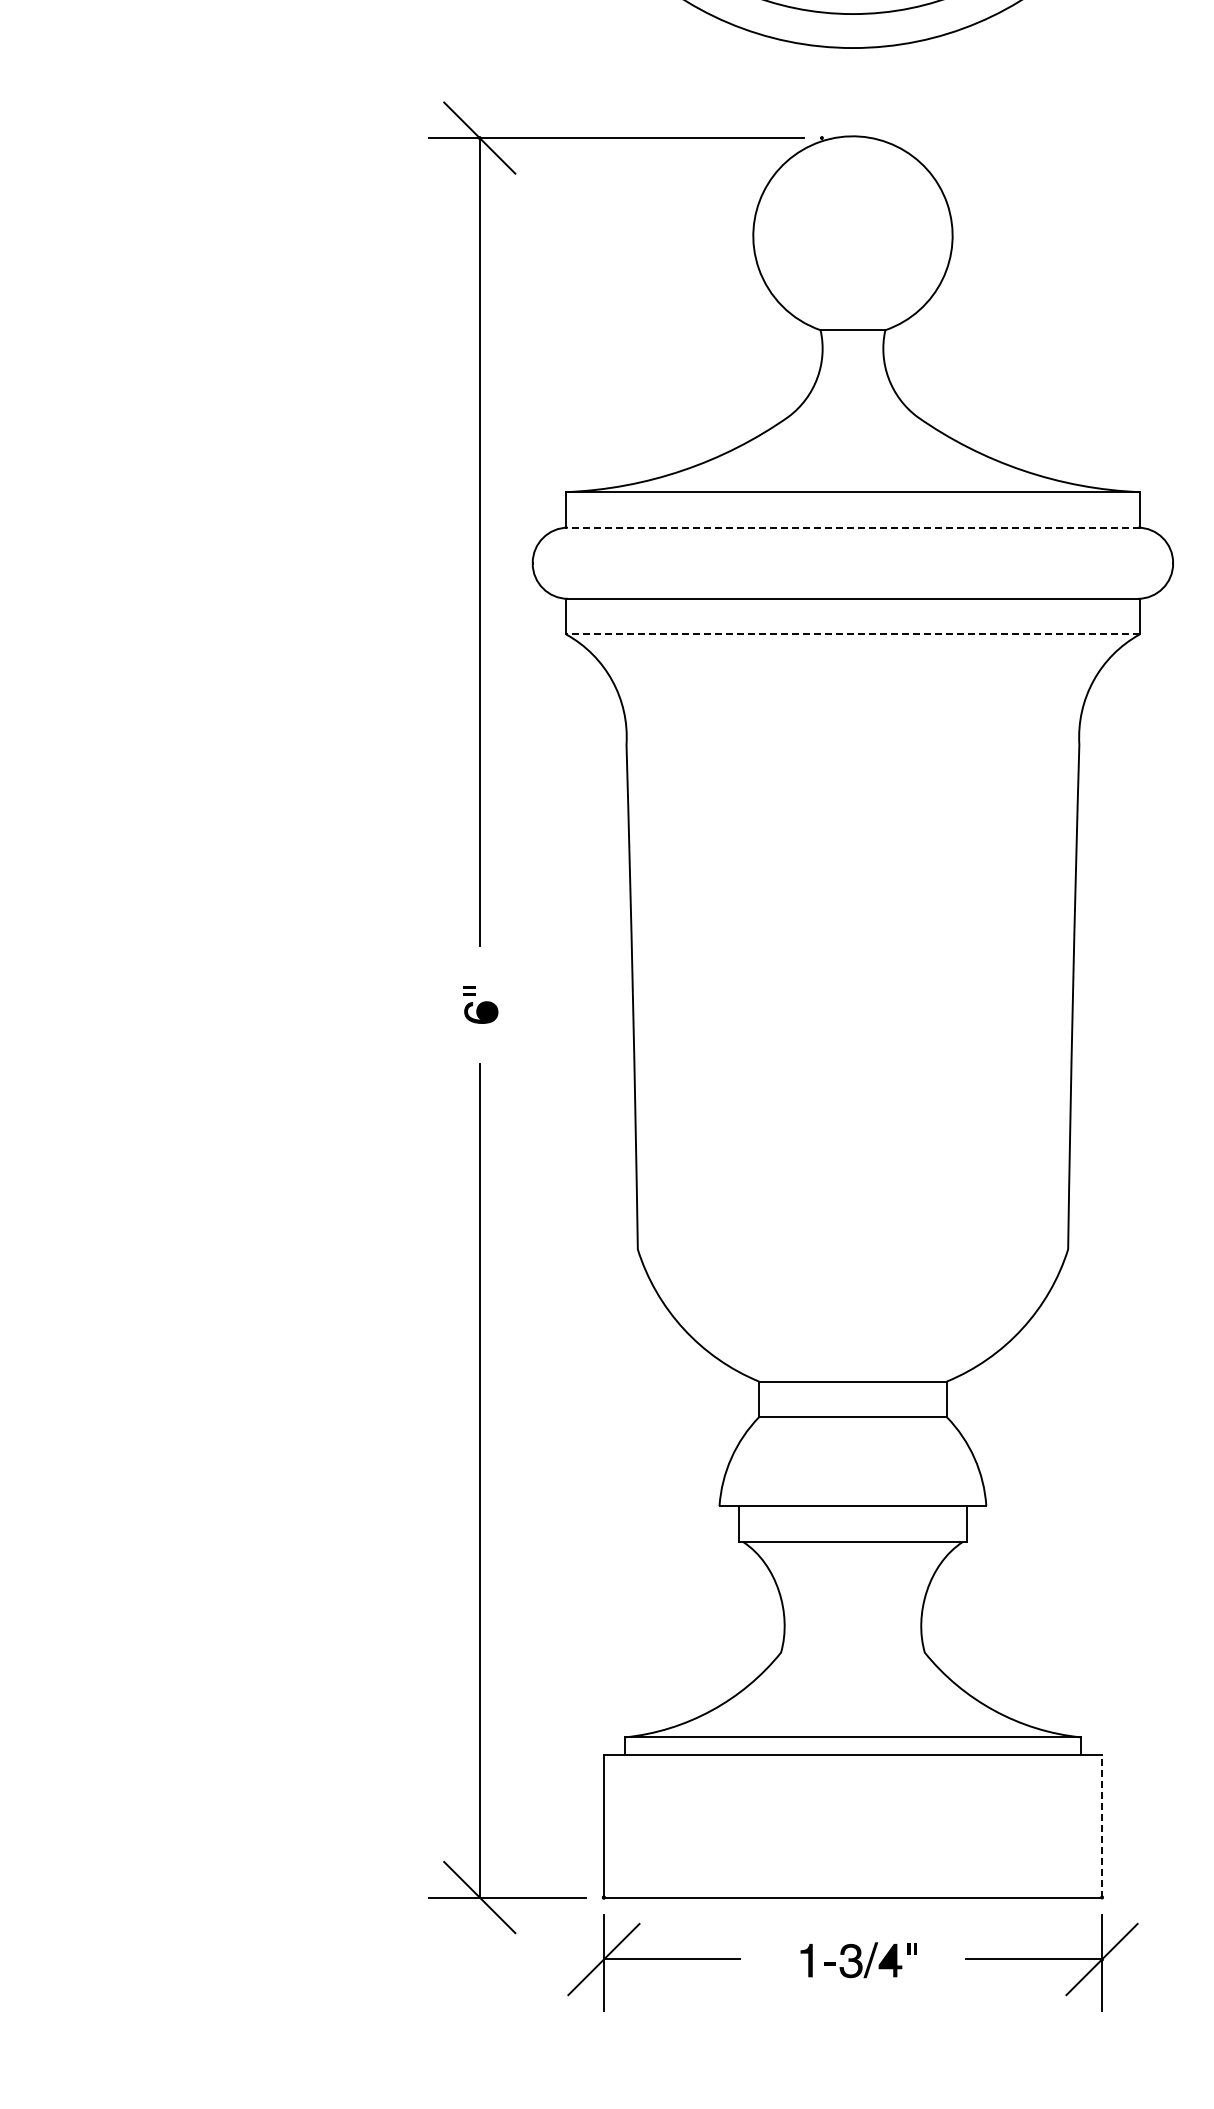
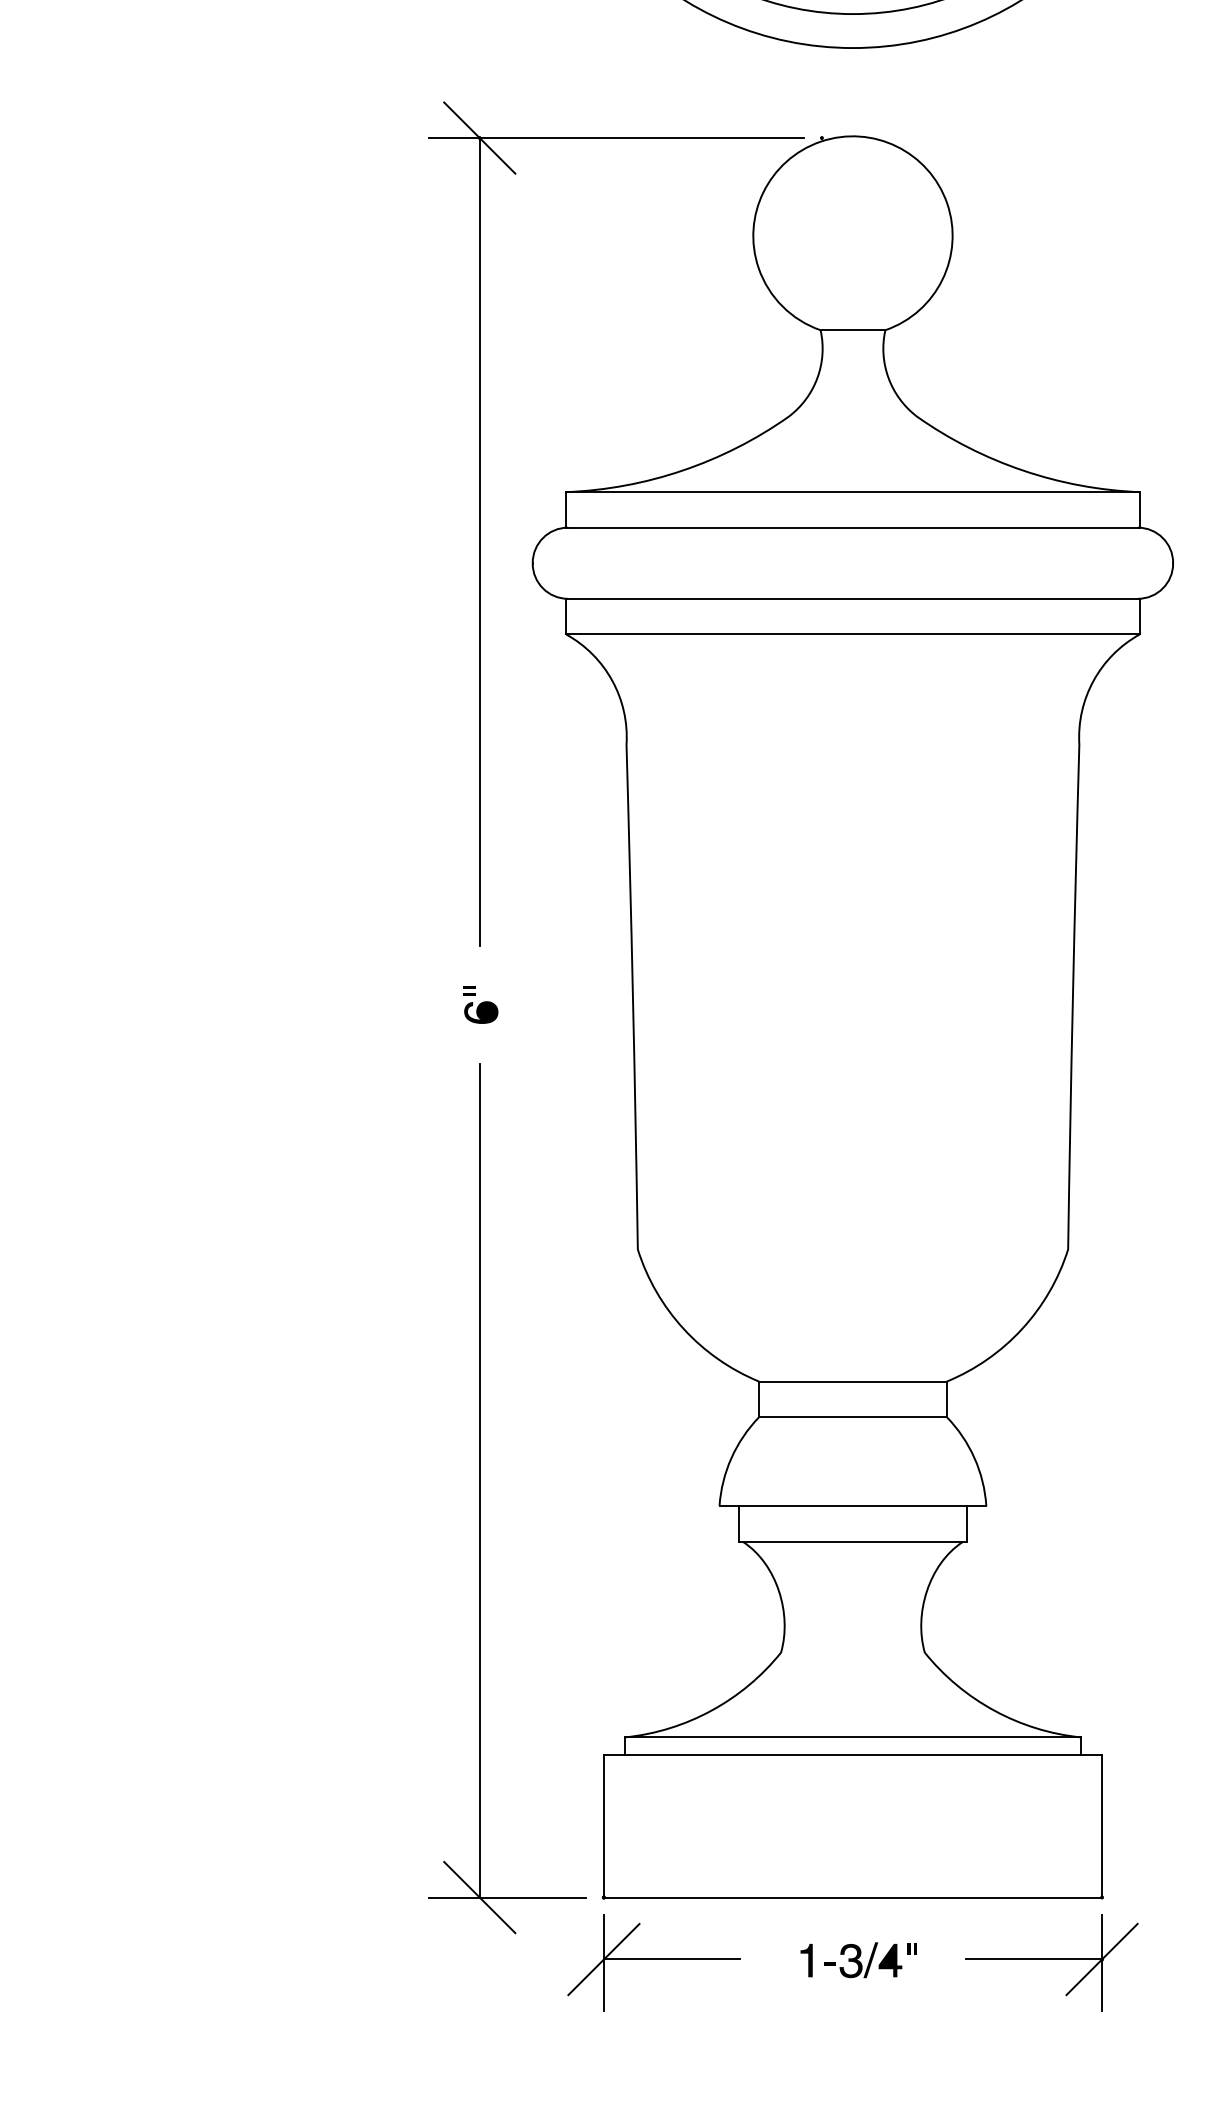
line: dashed -> solid (853, 527)
line: dashed -> solid (852, 634)
line: dashed -> solid (1101, 1825)
